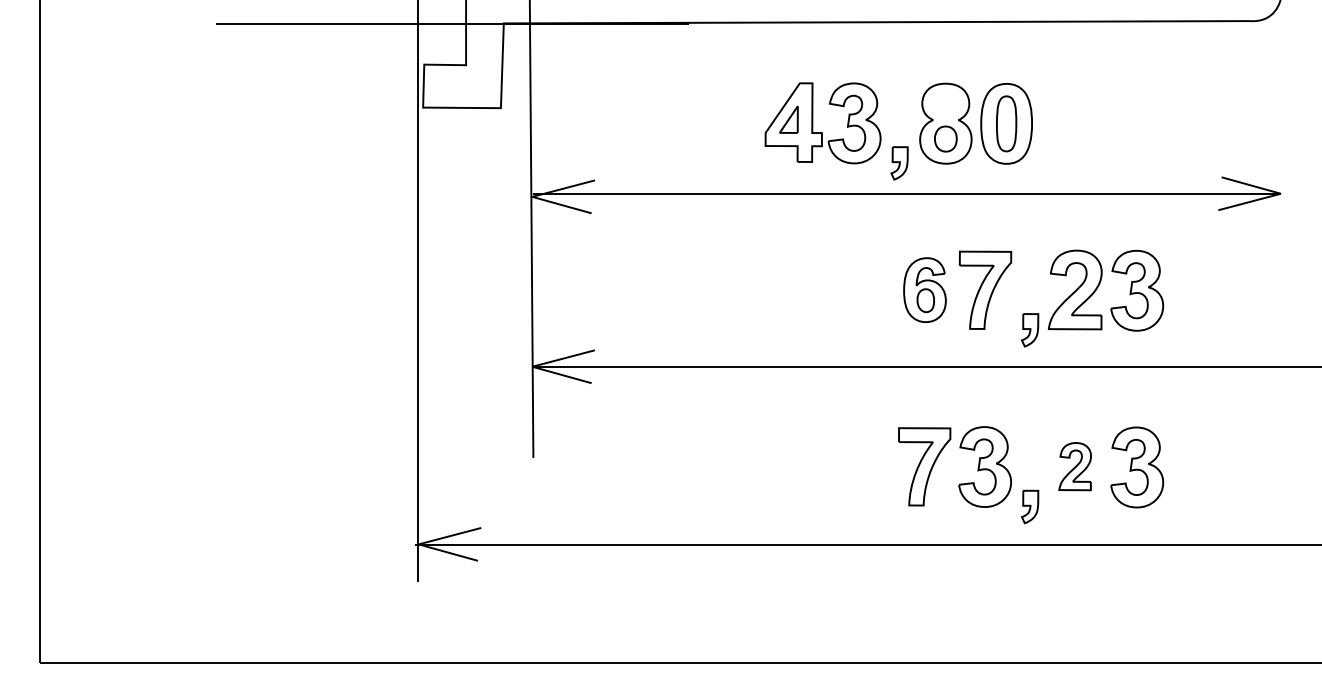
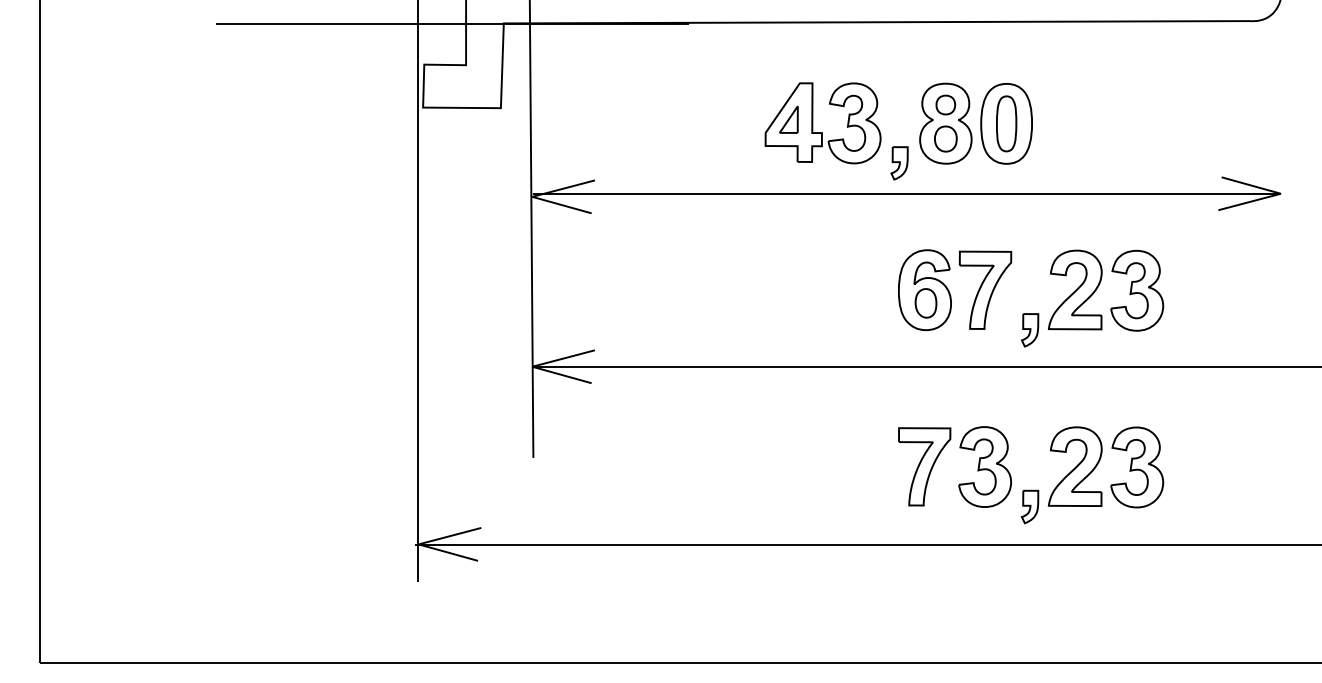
part: none -> present (945, 104)
part size: 44x66 px -> 54x82 px (924, 289)
part size: 34x50 px -> 56x81 px (1074, 466)
